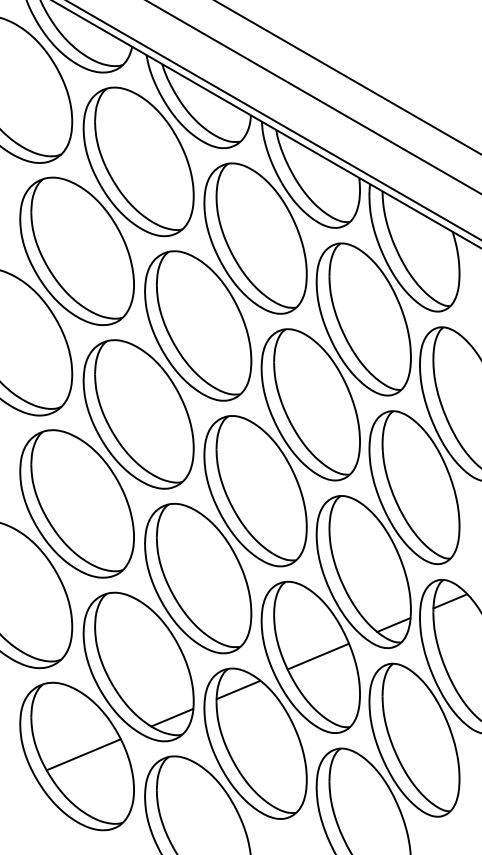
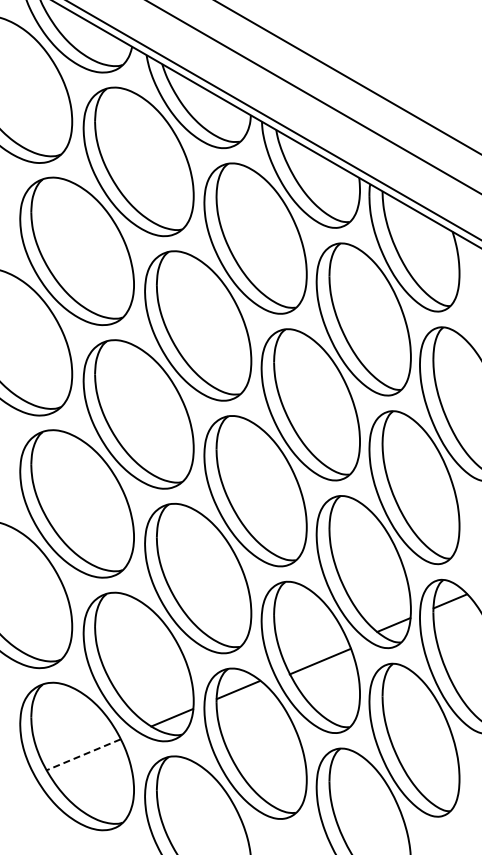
line position: (317, 656) -> (319, 661) (319, 661)
line: solid -> dashed (83, 754)
